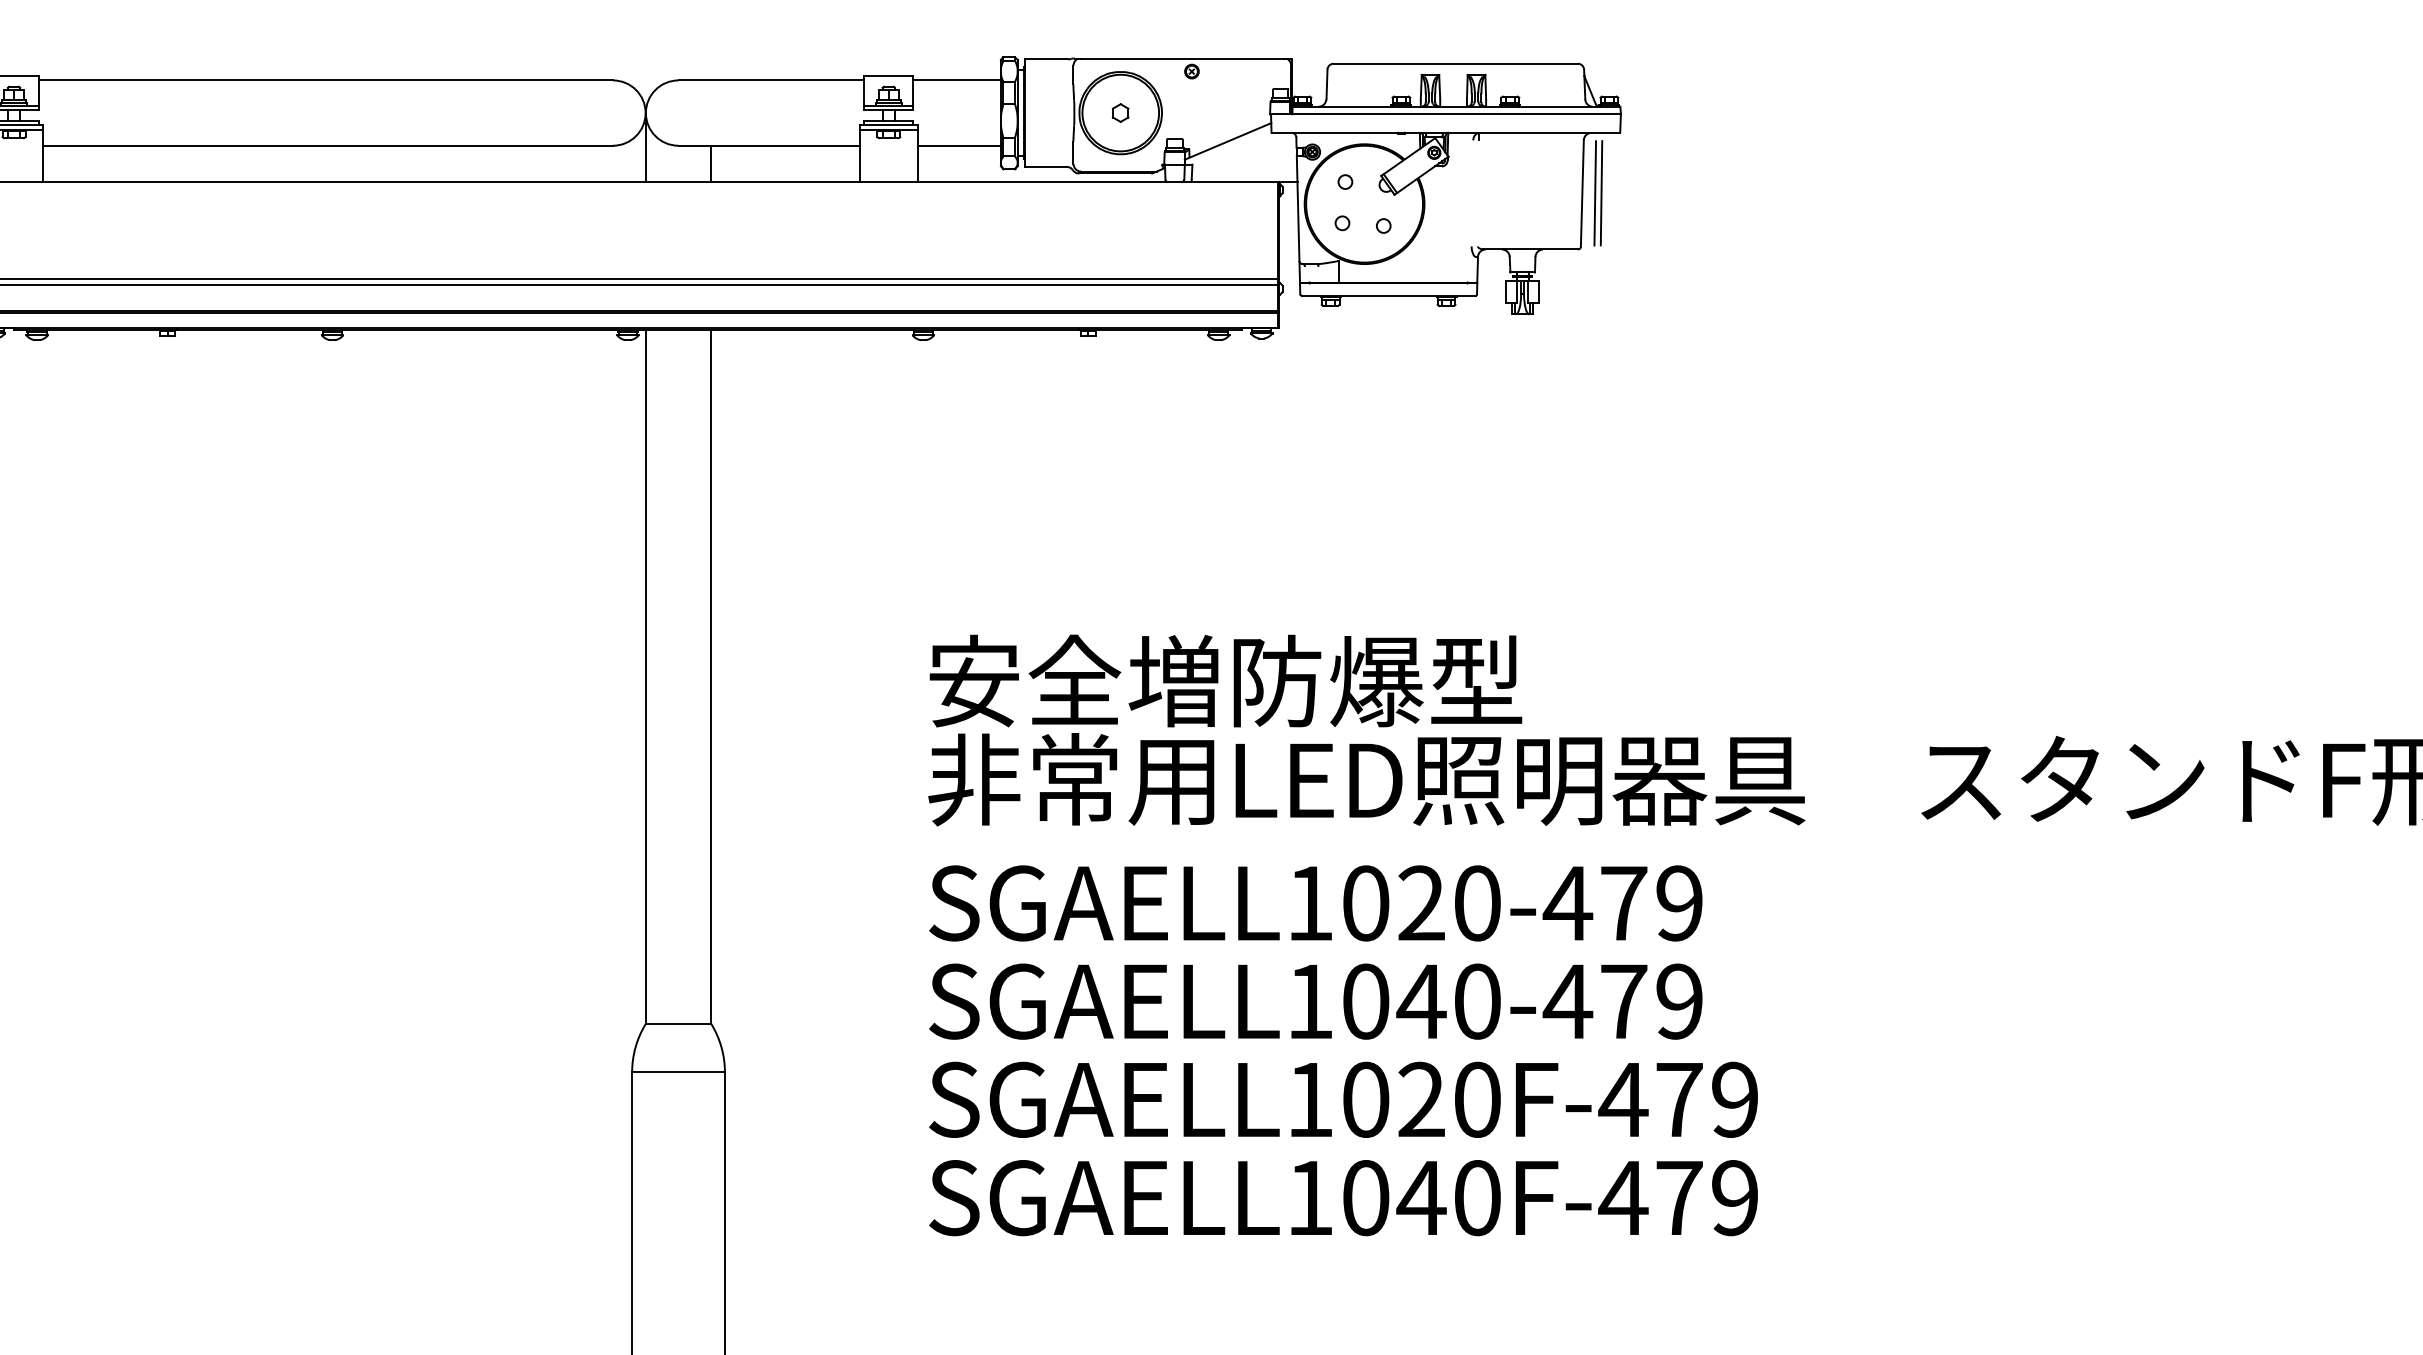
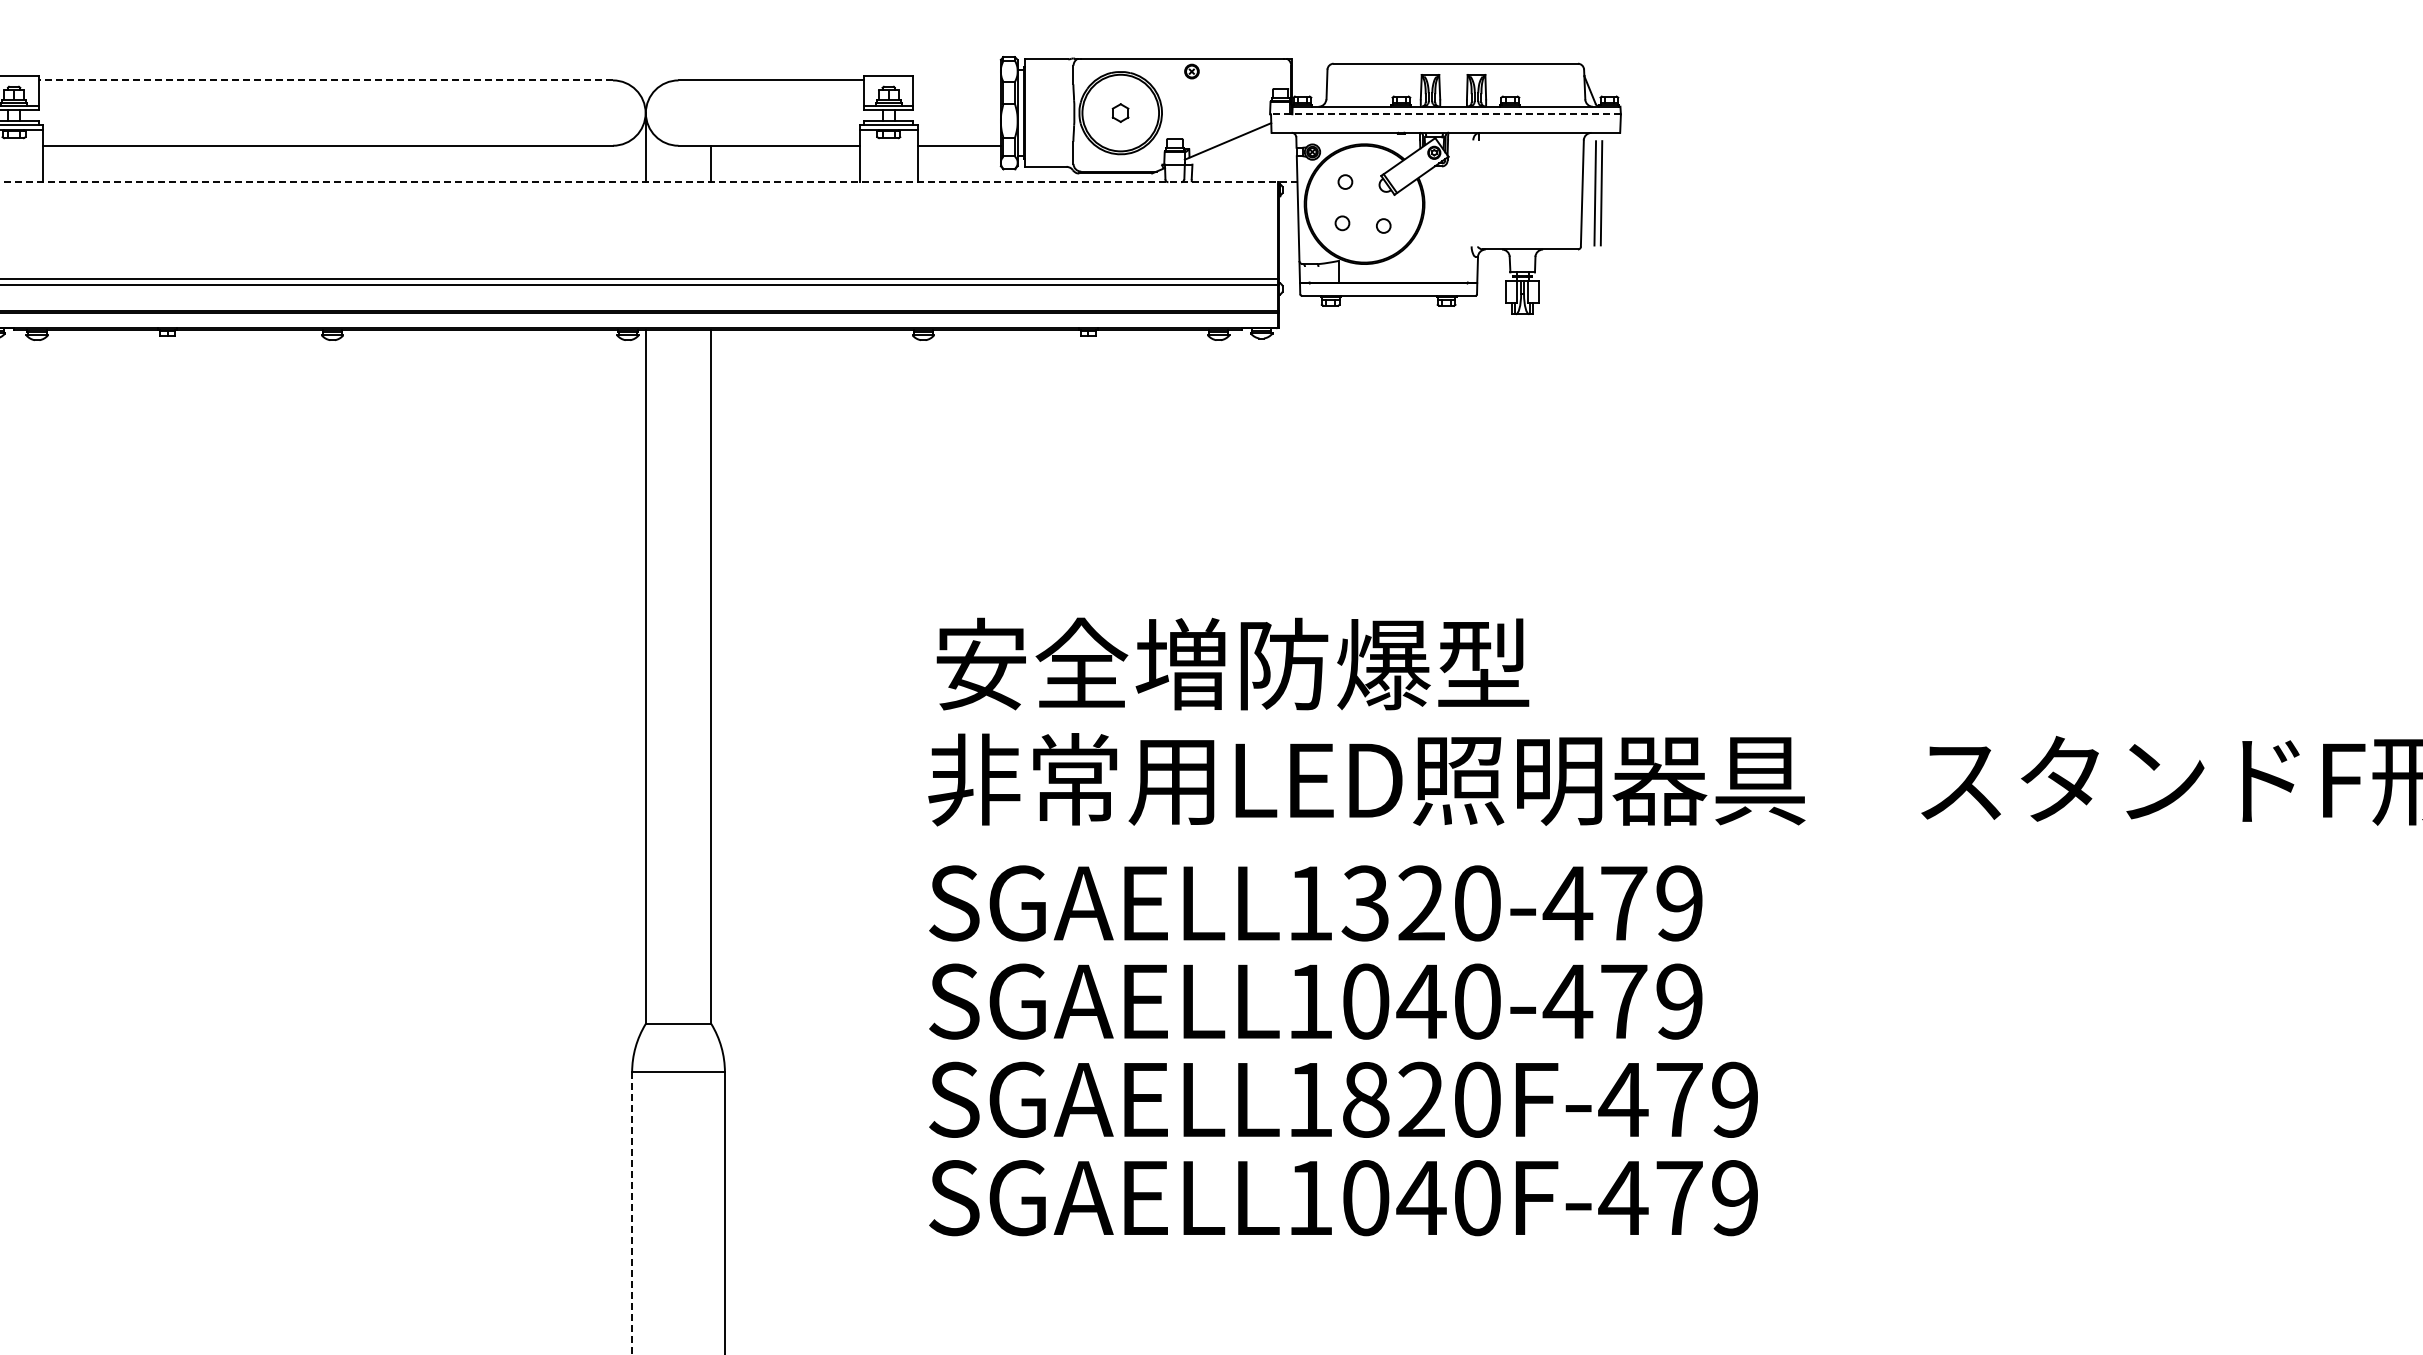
line: solid -> dashed (325, 80)
line: present -> none (956, 80)
line: solid -> dashed (1444, 114)
line: solid -> dashed (648, 182)
text position: (1225, 680) -> (1232, 663) (1232, 663)
text: SGAELL1020-479 -> SGAELL1320-479 (1365, 903)
text: SGAELL1020F-479 -> SGAELL1820F-479 (1366, 1099)
line: solid -> dashed (632, 1213)
